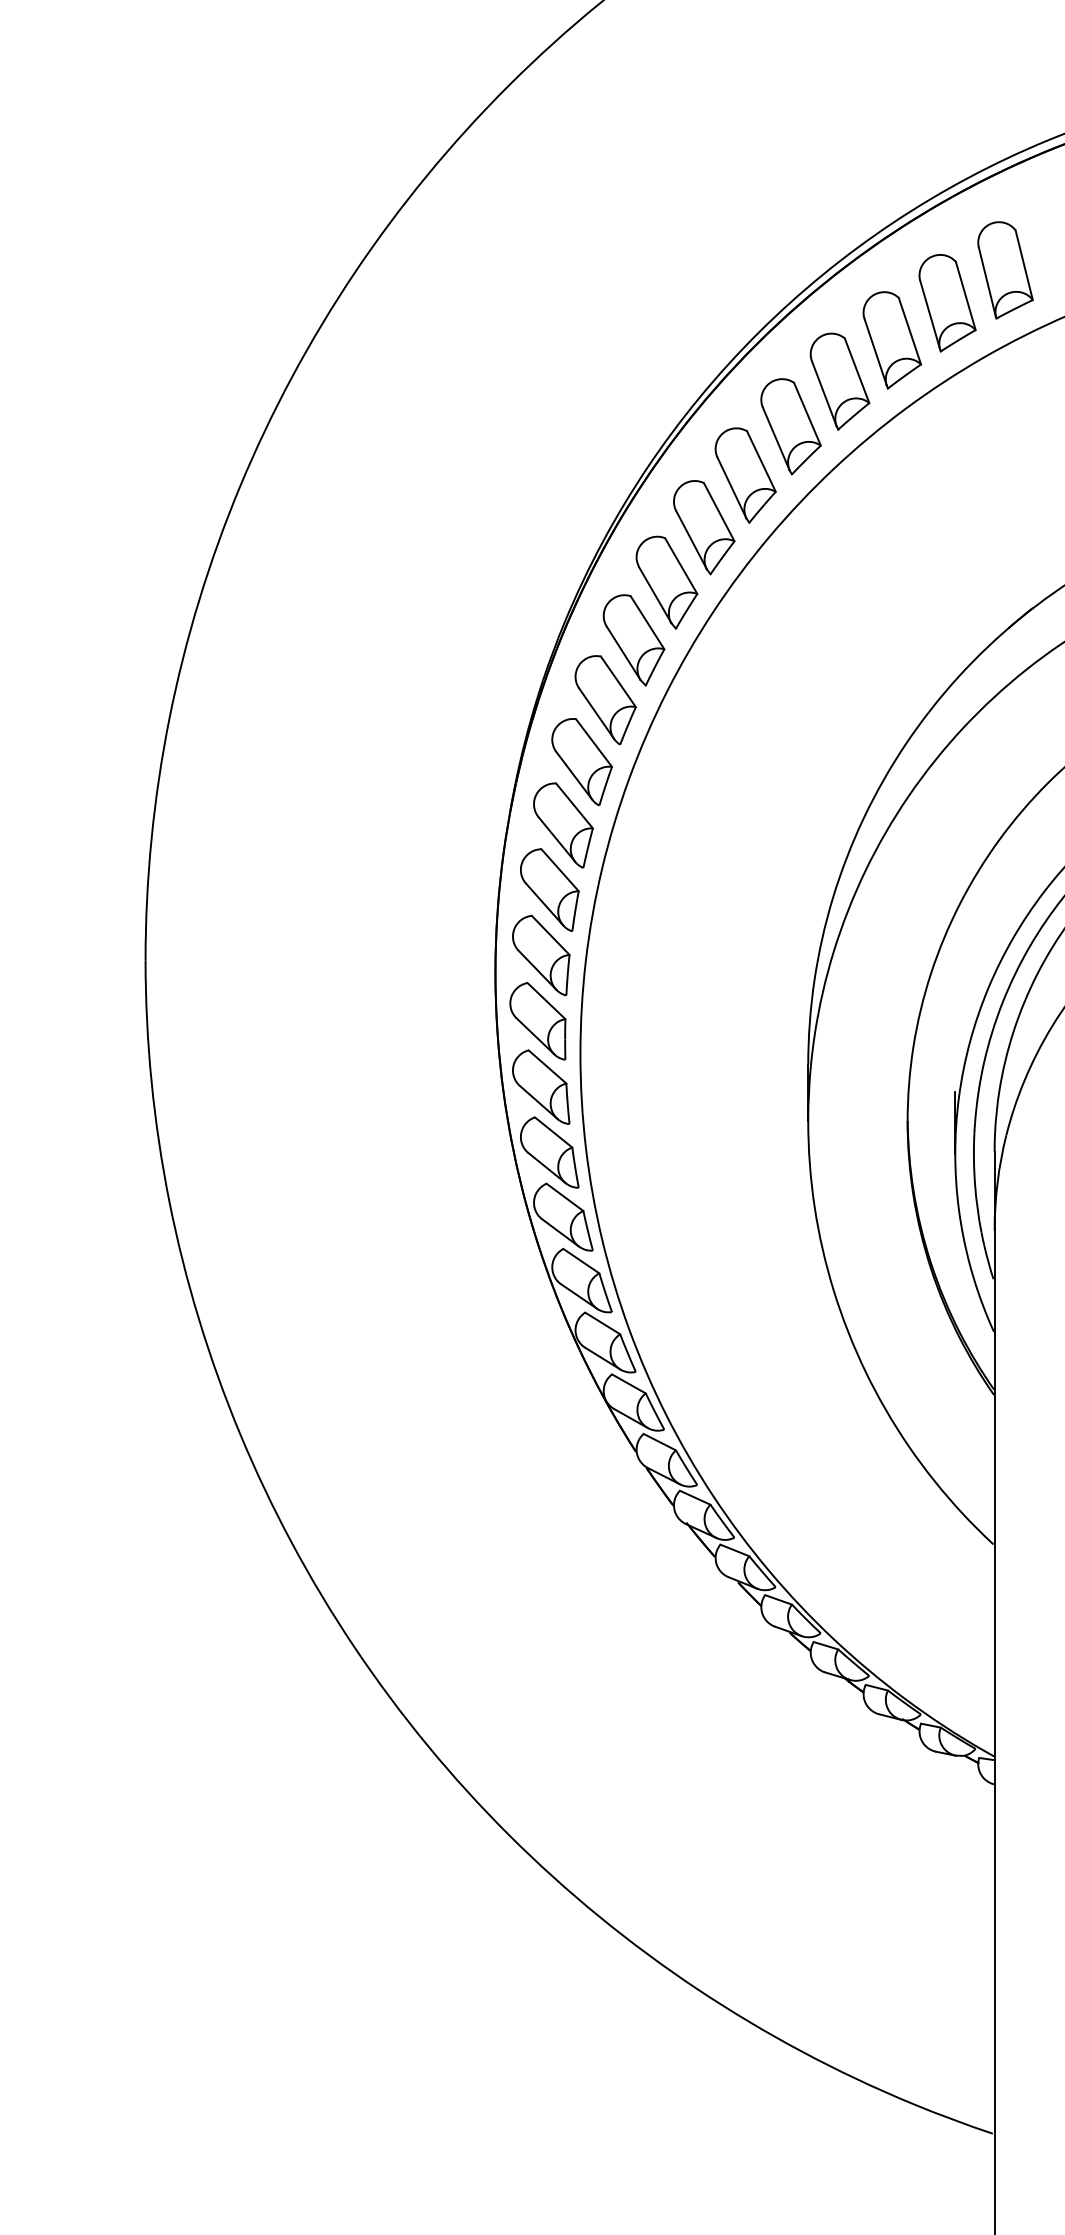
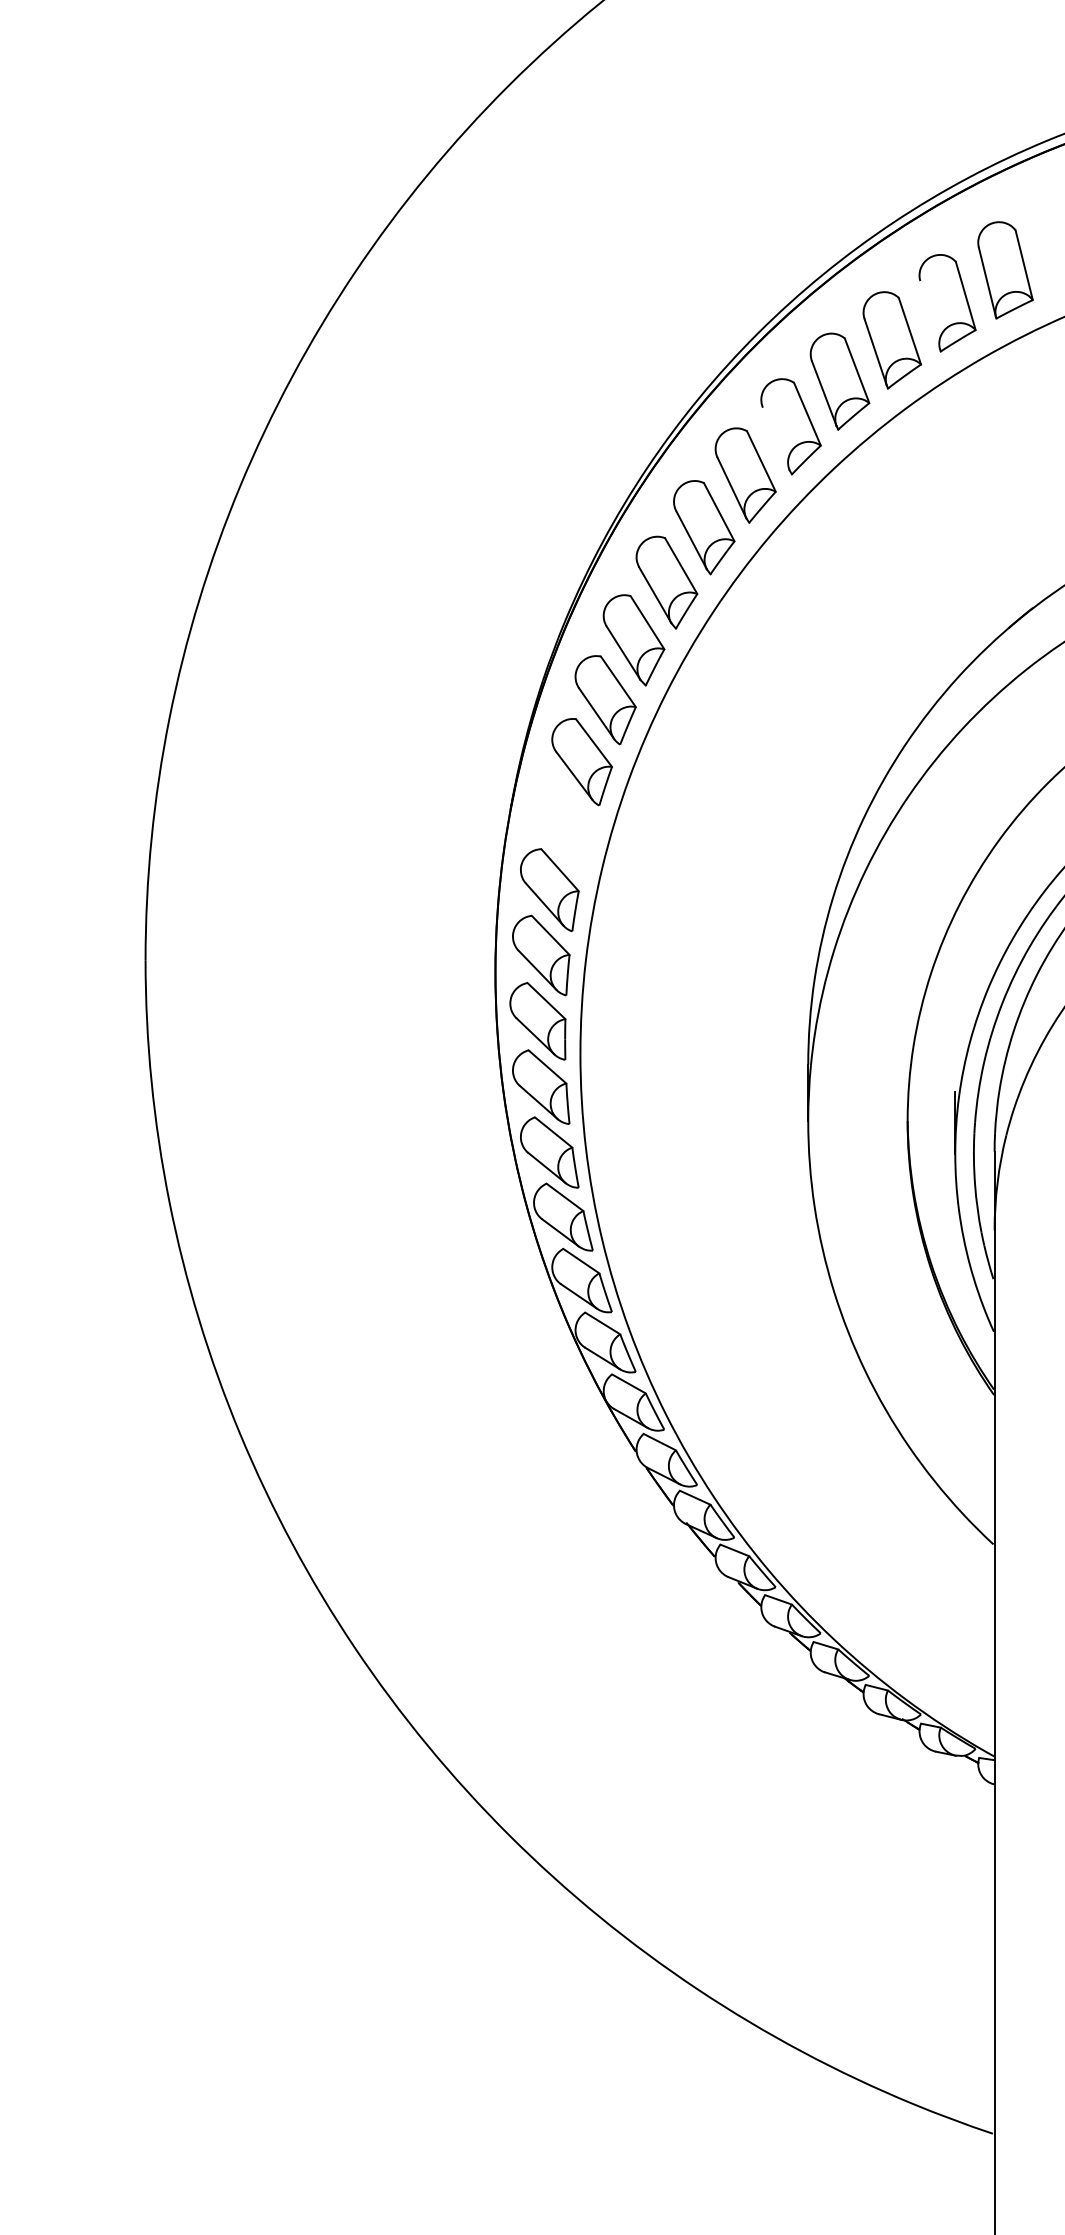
line: present -> none (930, 315)
line: present -> none (775, 438)
part: present -> none (563, 825)
